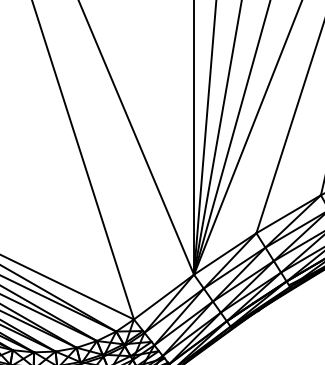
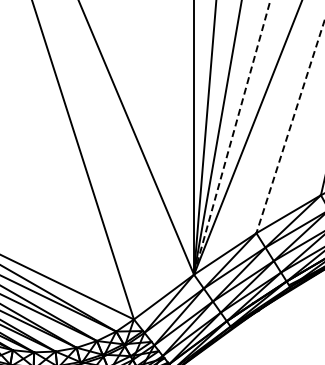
line: solid -> dashed (290, 126)
line: solid -> dashed (232, 137)
